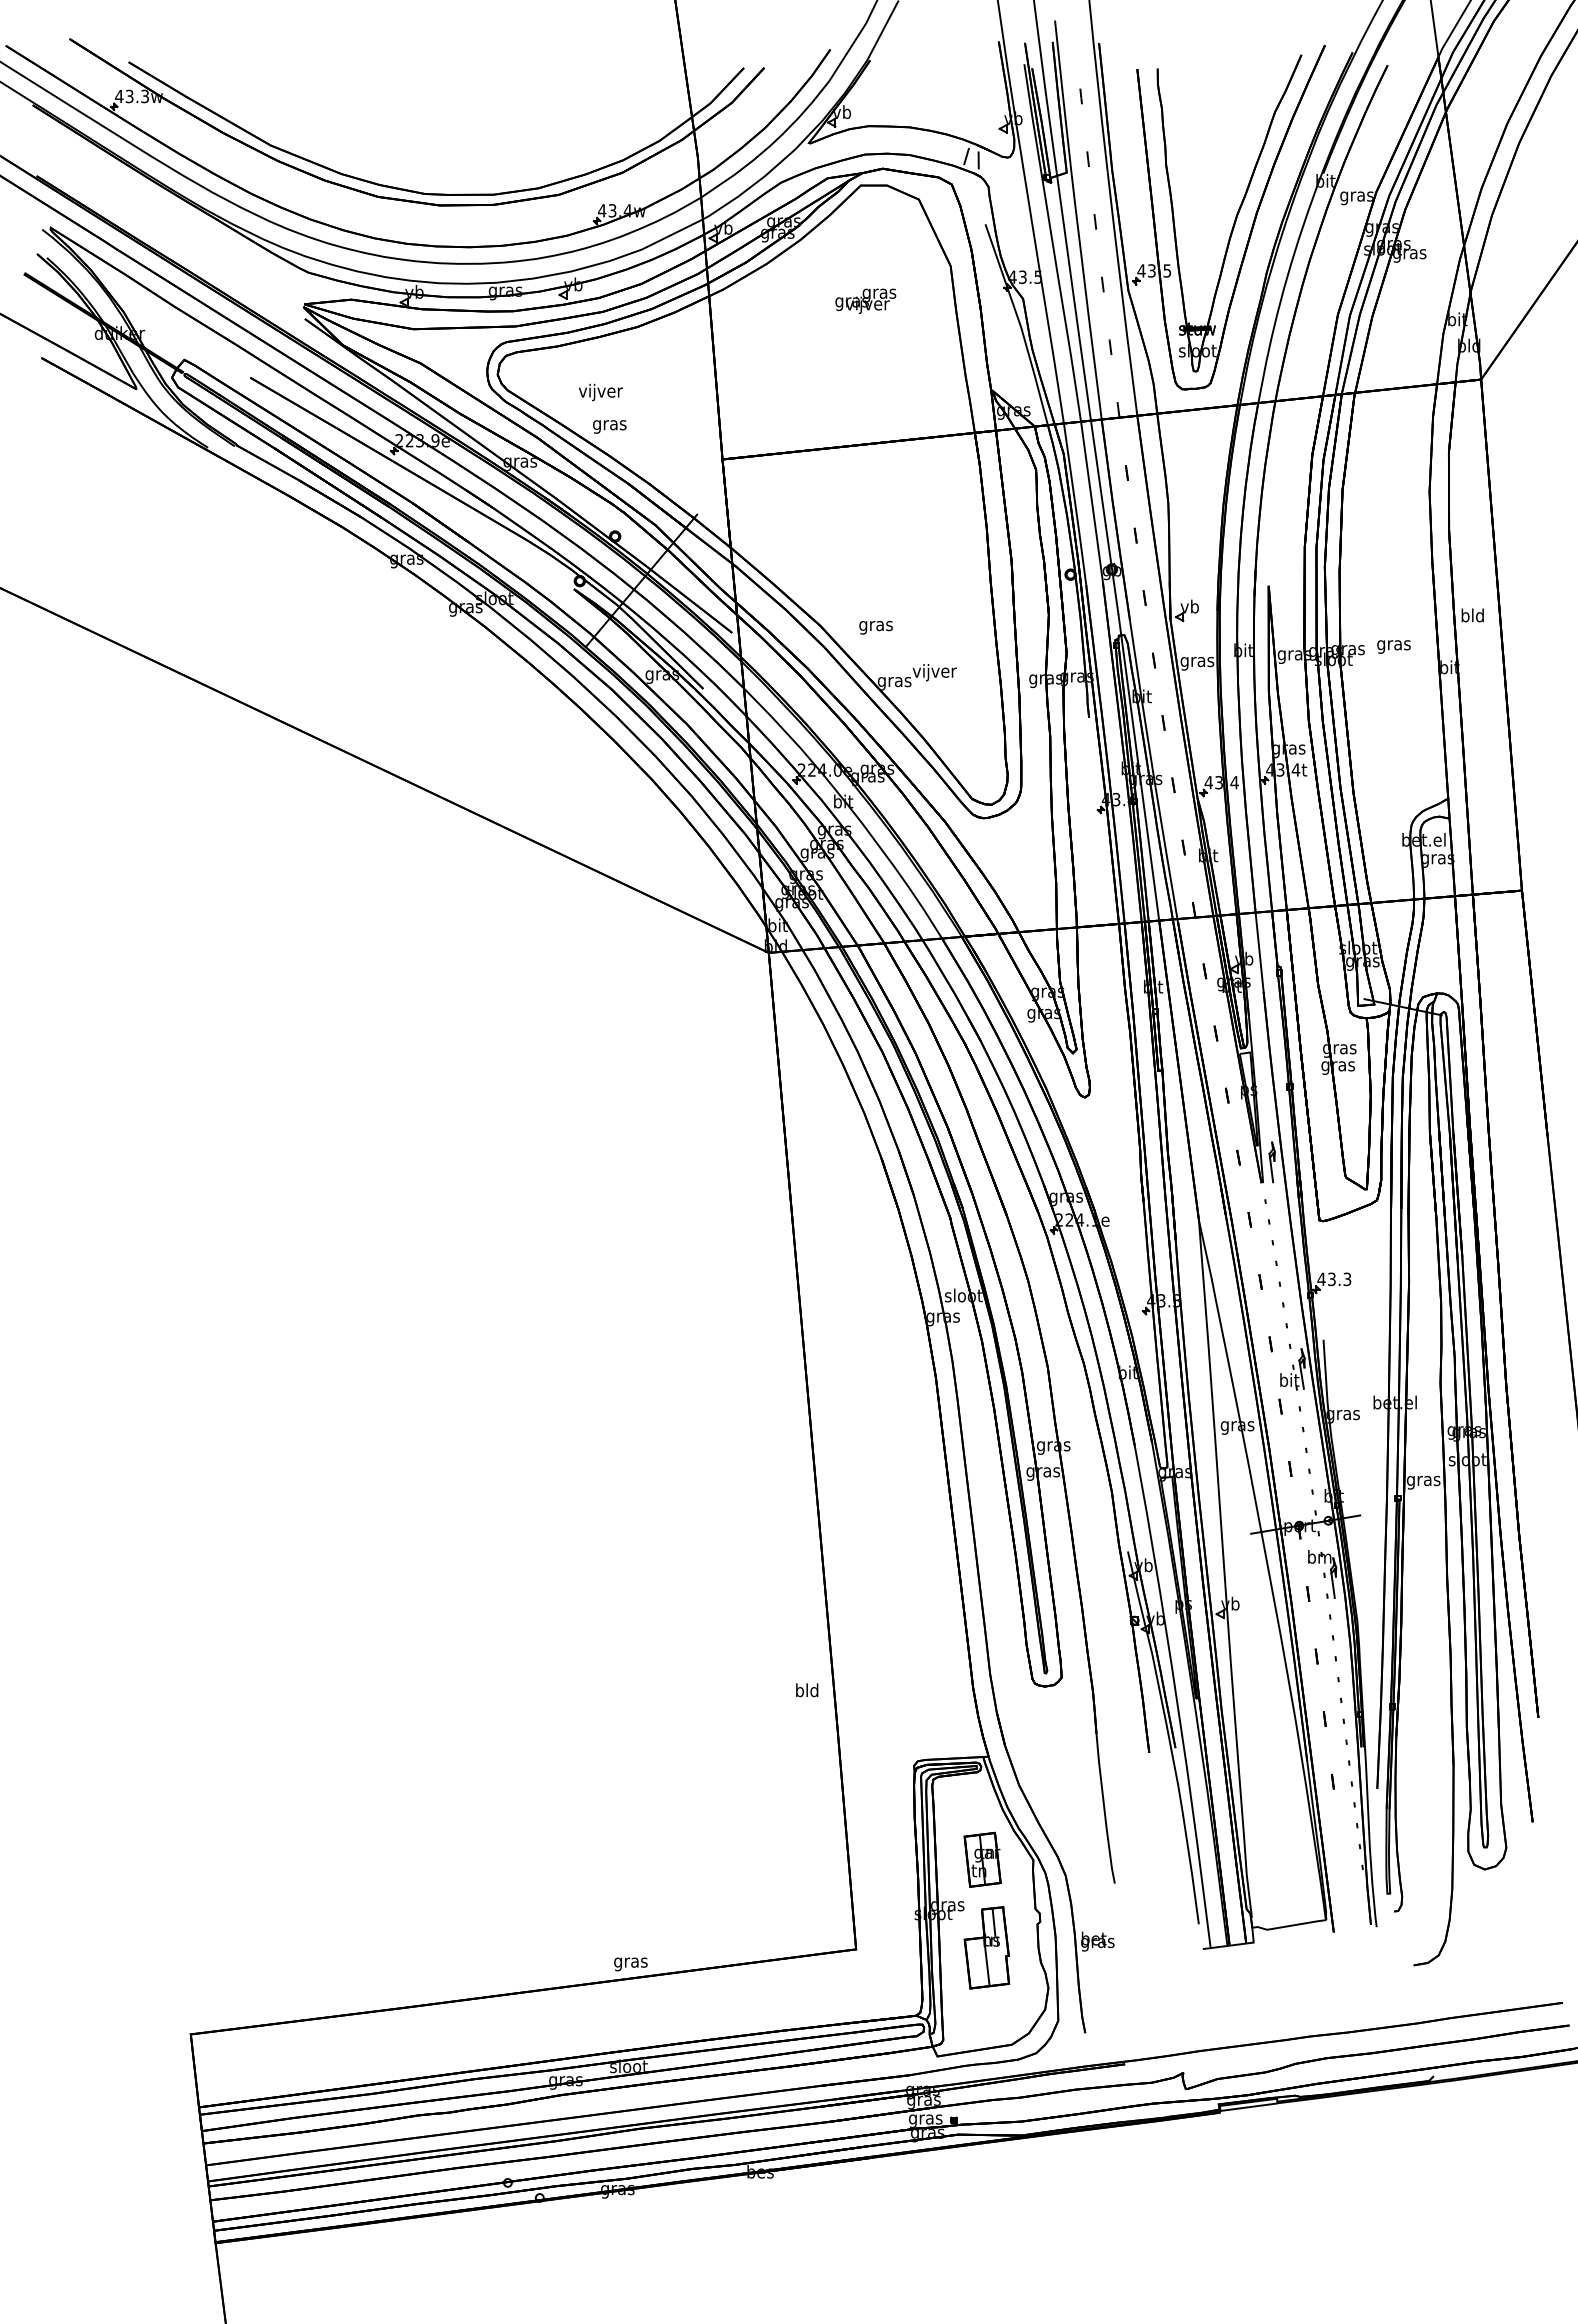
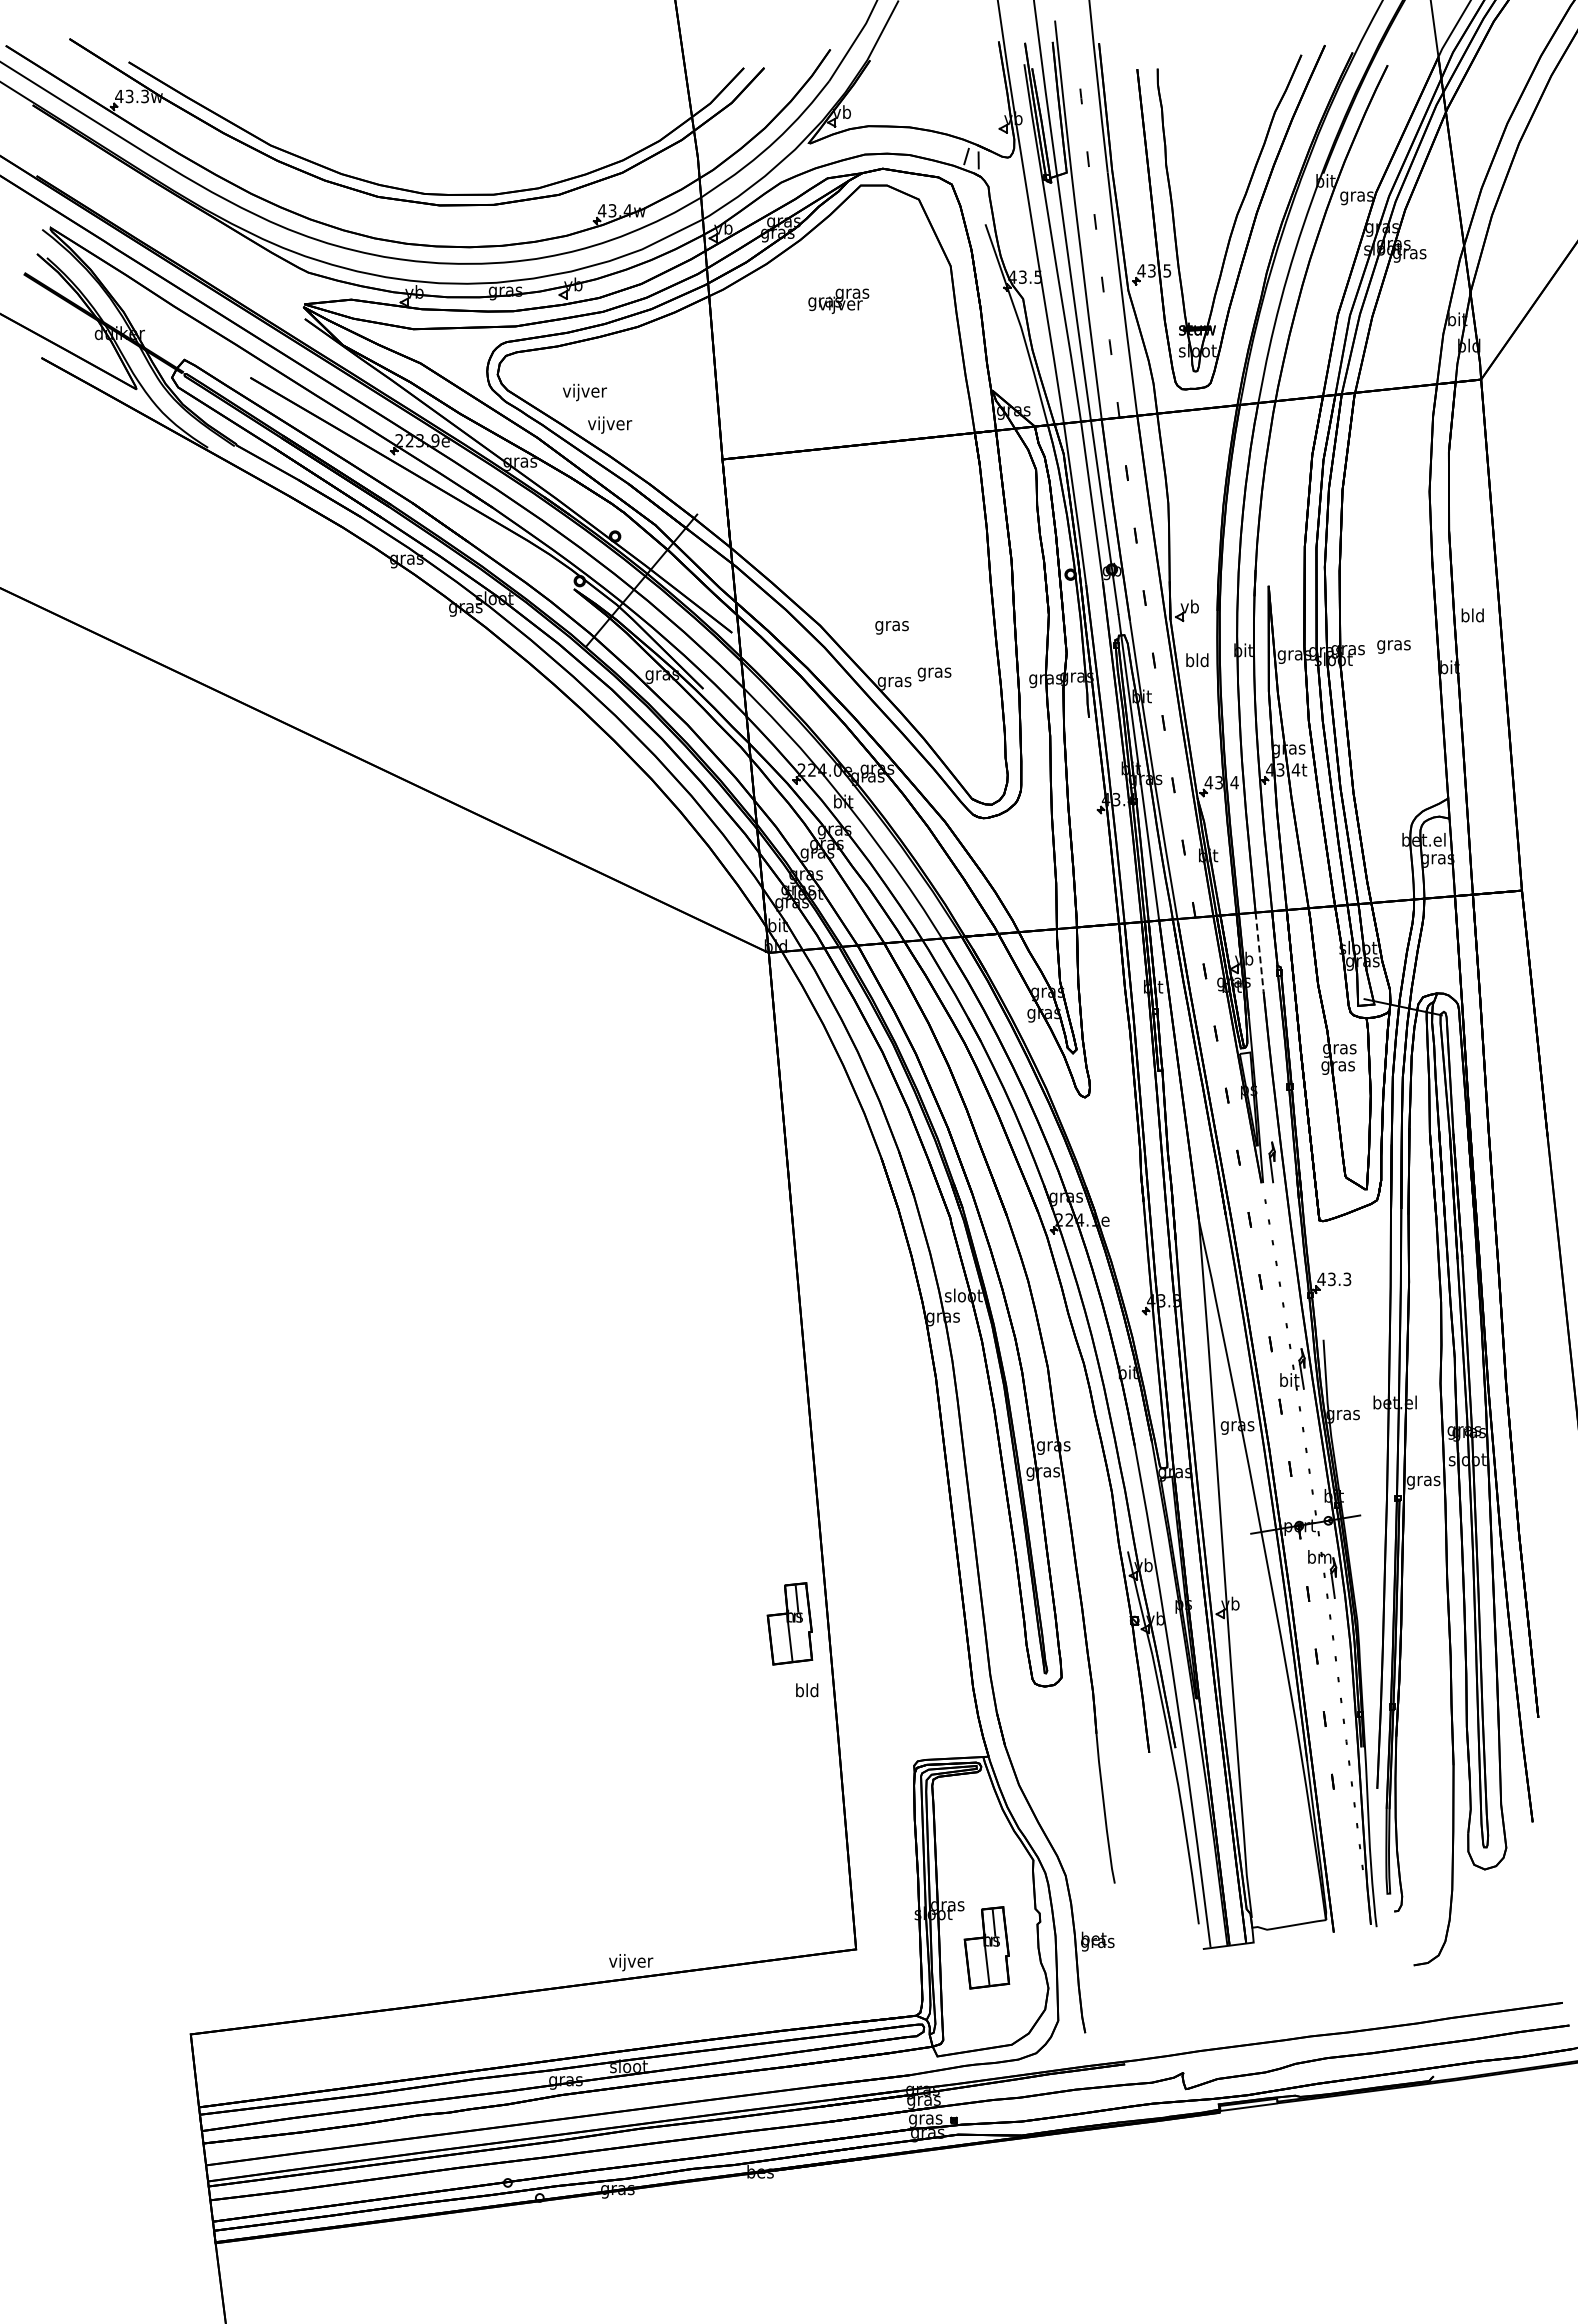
text position: (865, 300) -> (838, 300) (838, 300)
text position: (600, 392) -> (584, 392) (584, 392)
text: gras -> vijver (610, 424)
text position: (875, 627) -> (891, 627) (891, 627)
text: gras -> bld (1197, 661)
text: vijver -> gras (934, 672)
line: solid -> dashed (1259, 952)
part: none -> present (789, 1623)
part: present -> none (982, 1859)
text: gras -> vijver (631, 1962)
